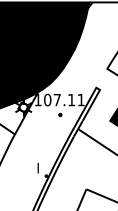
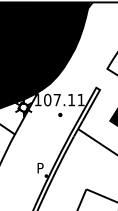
text: I -> P (40, 165)
